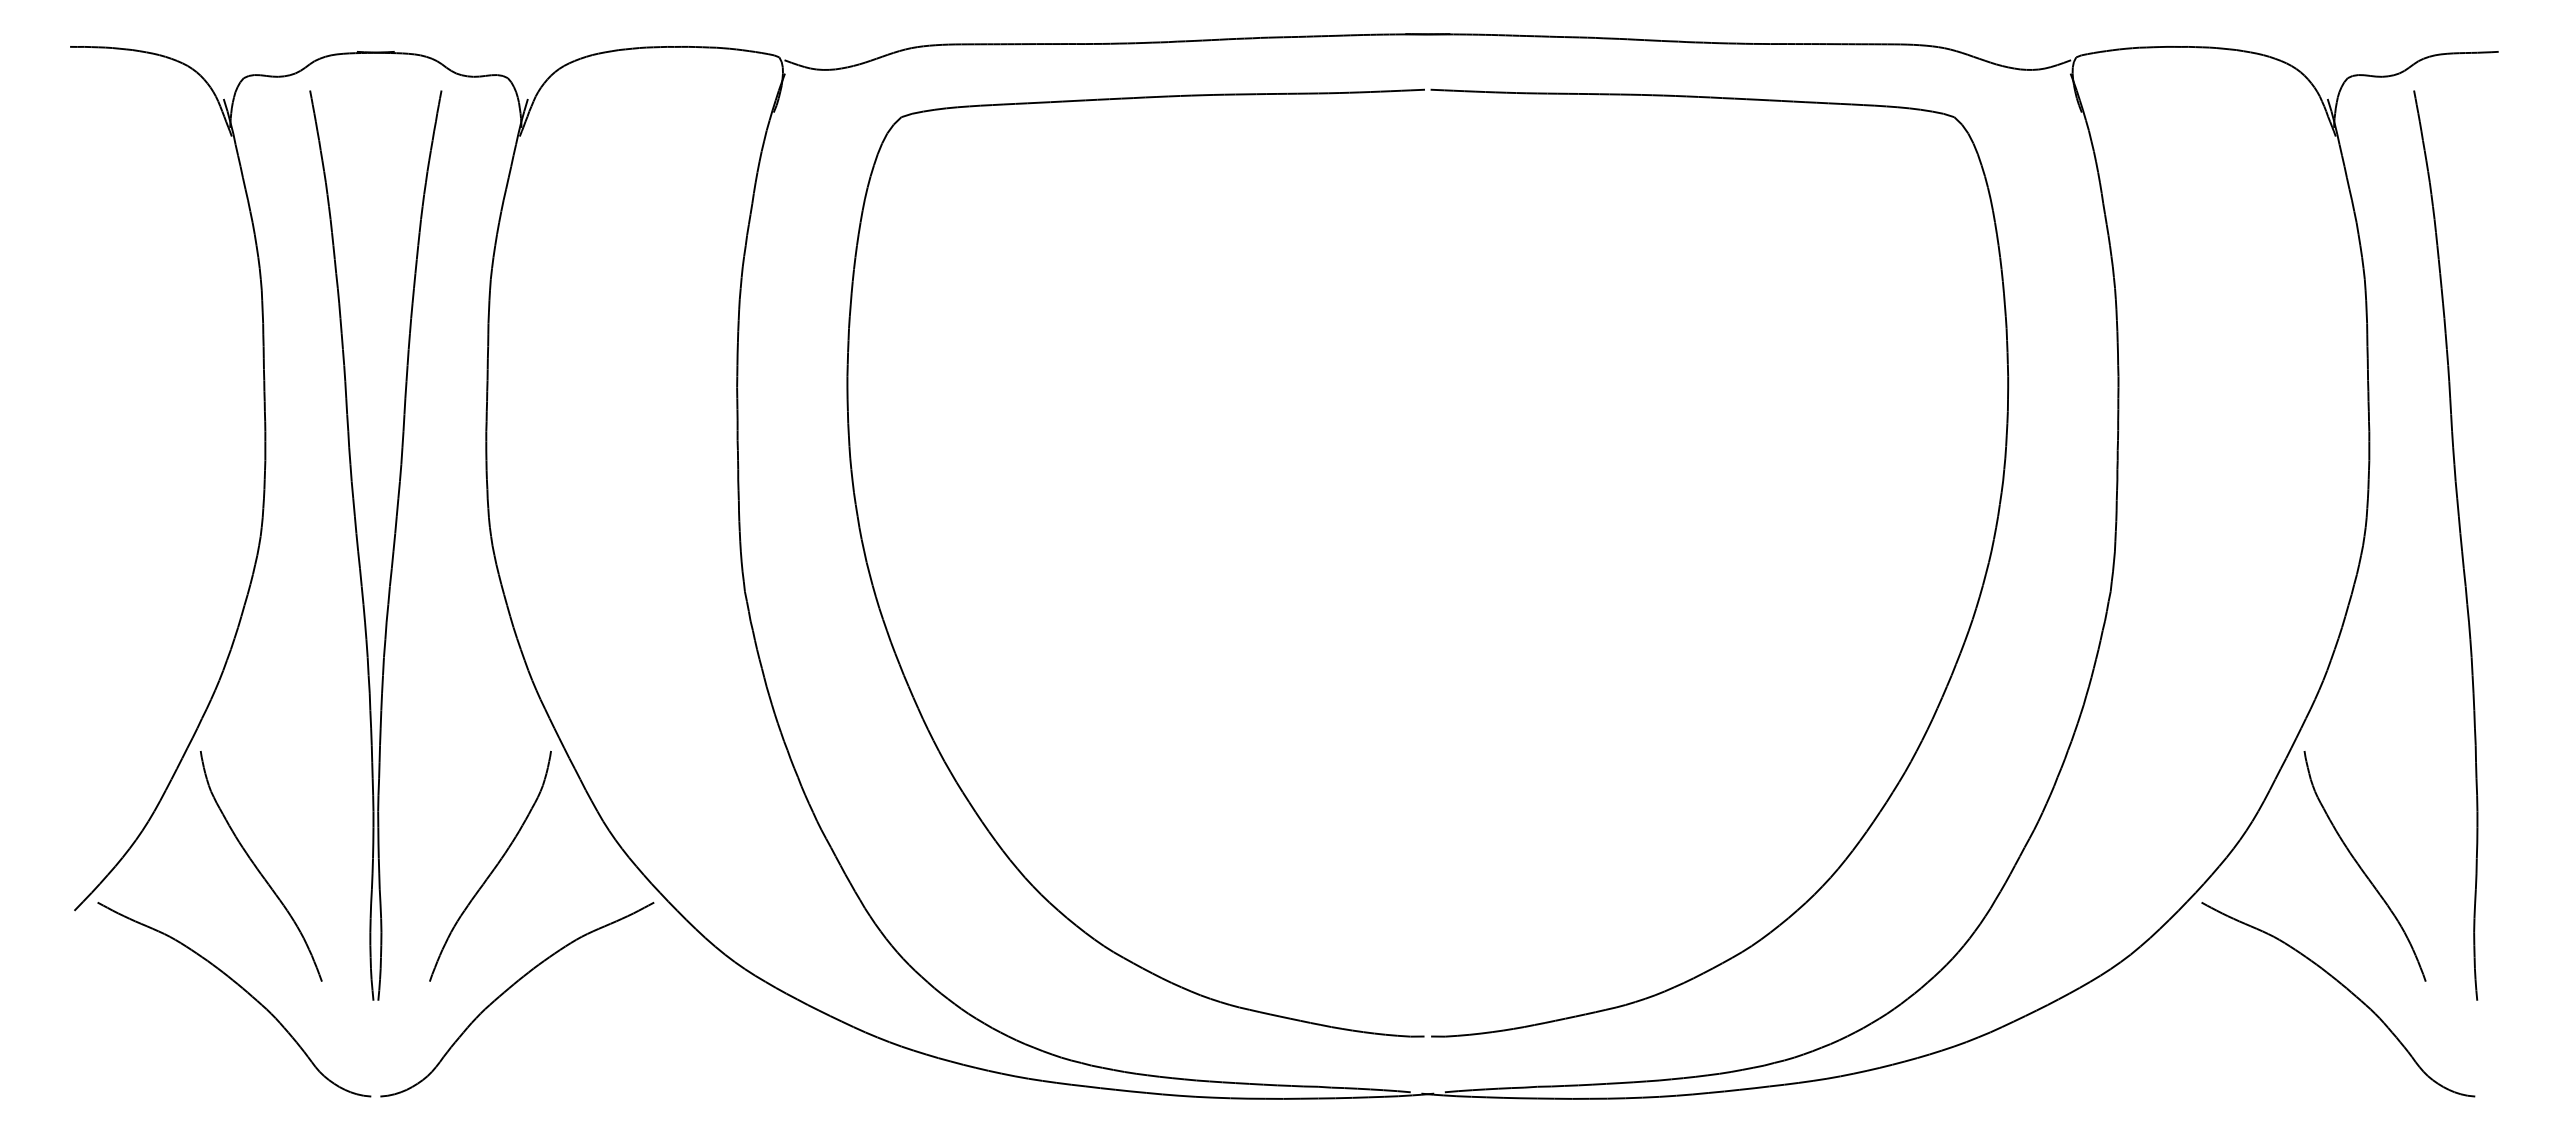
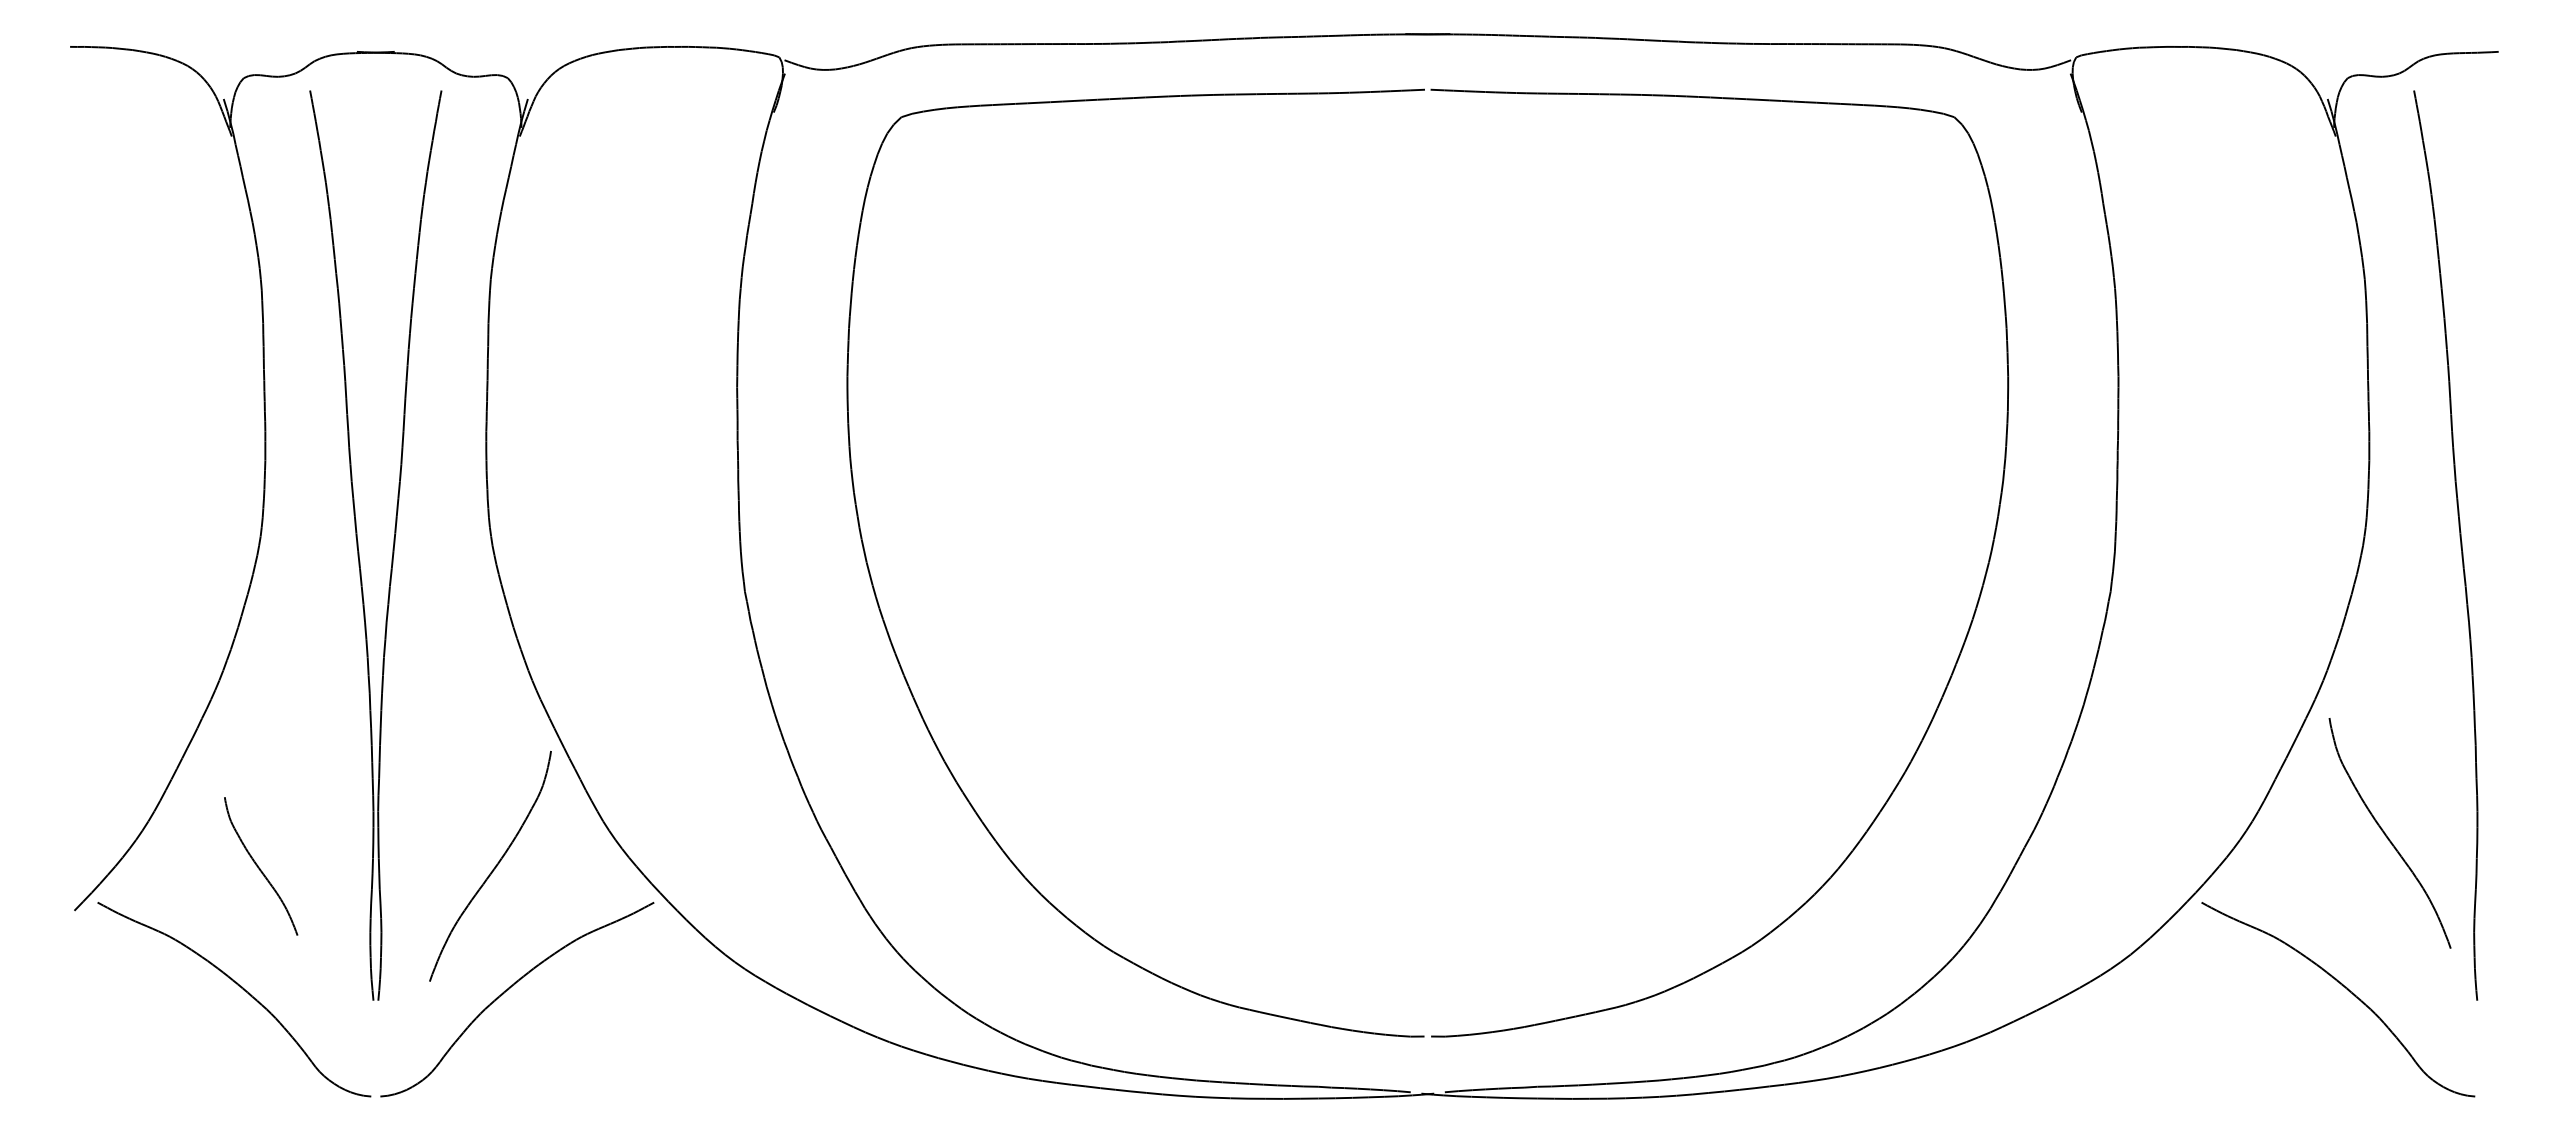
part size: 124x231 px -> 75x139 px (261, 866)
part position: (2364, 866) -> (2389, 833) (2389, 833)
